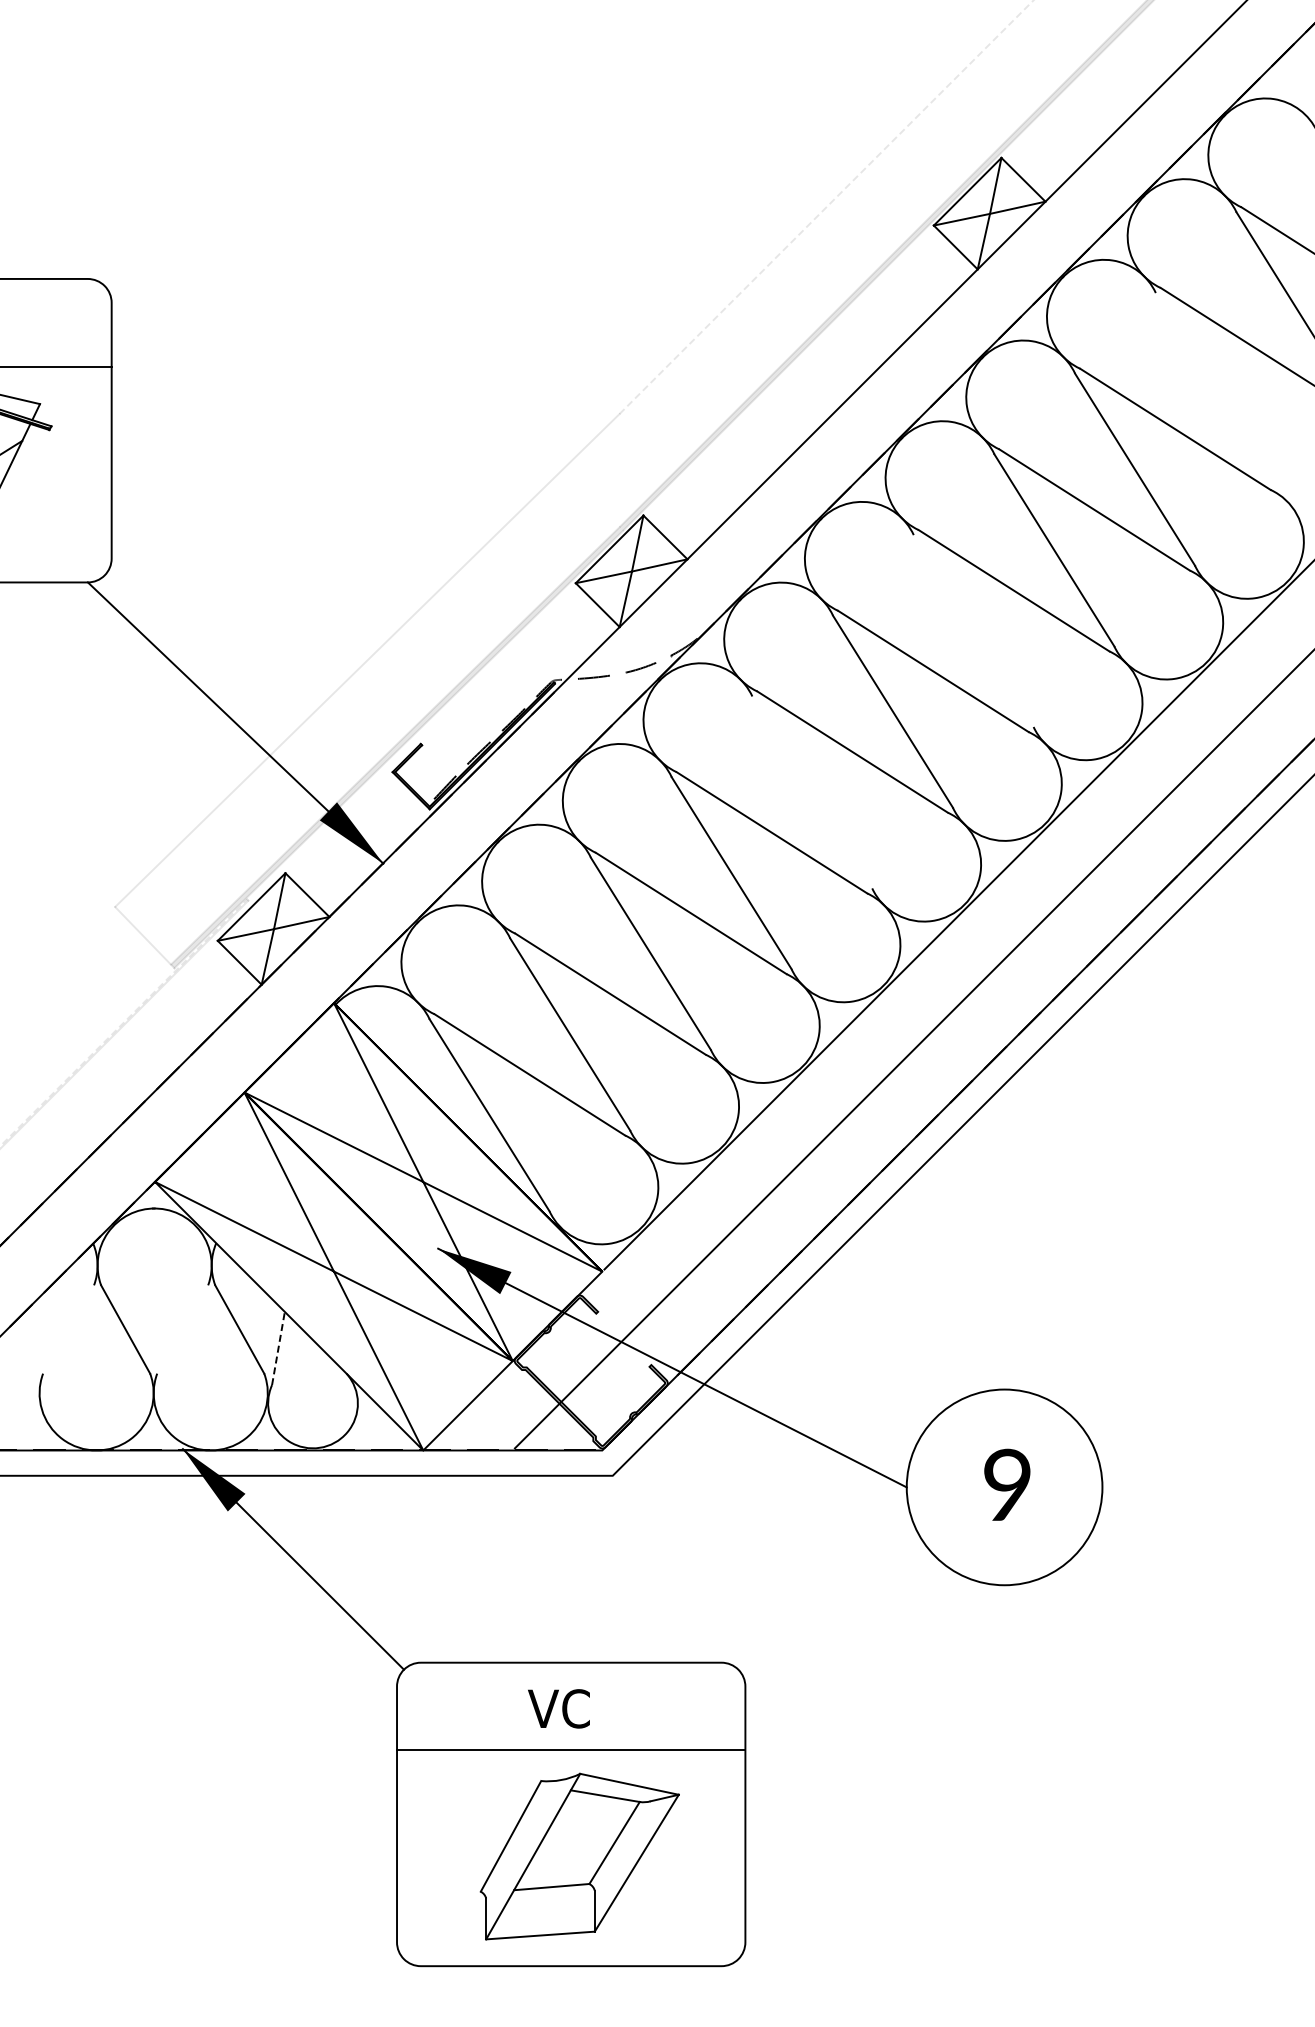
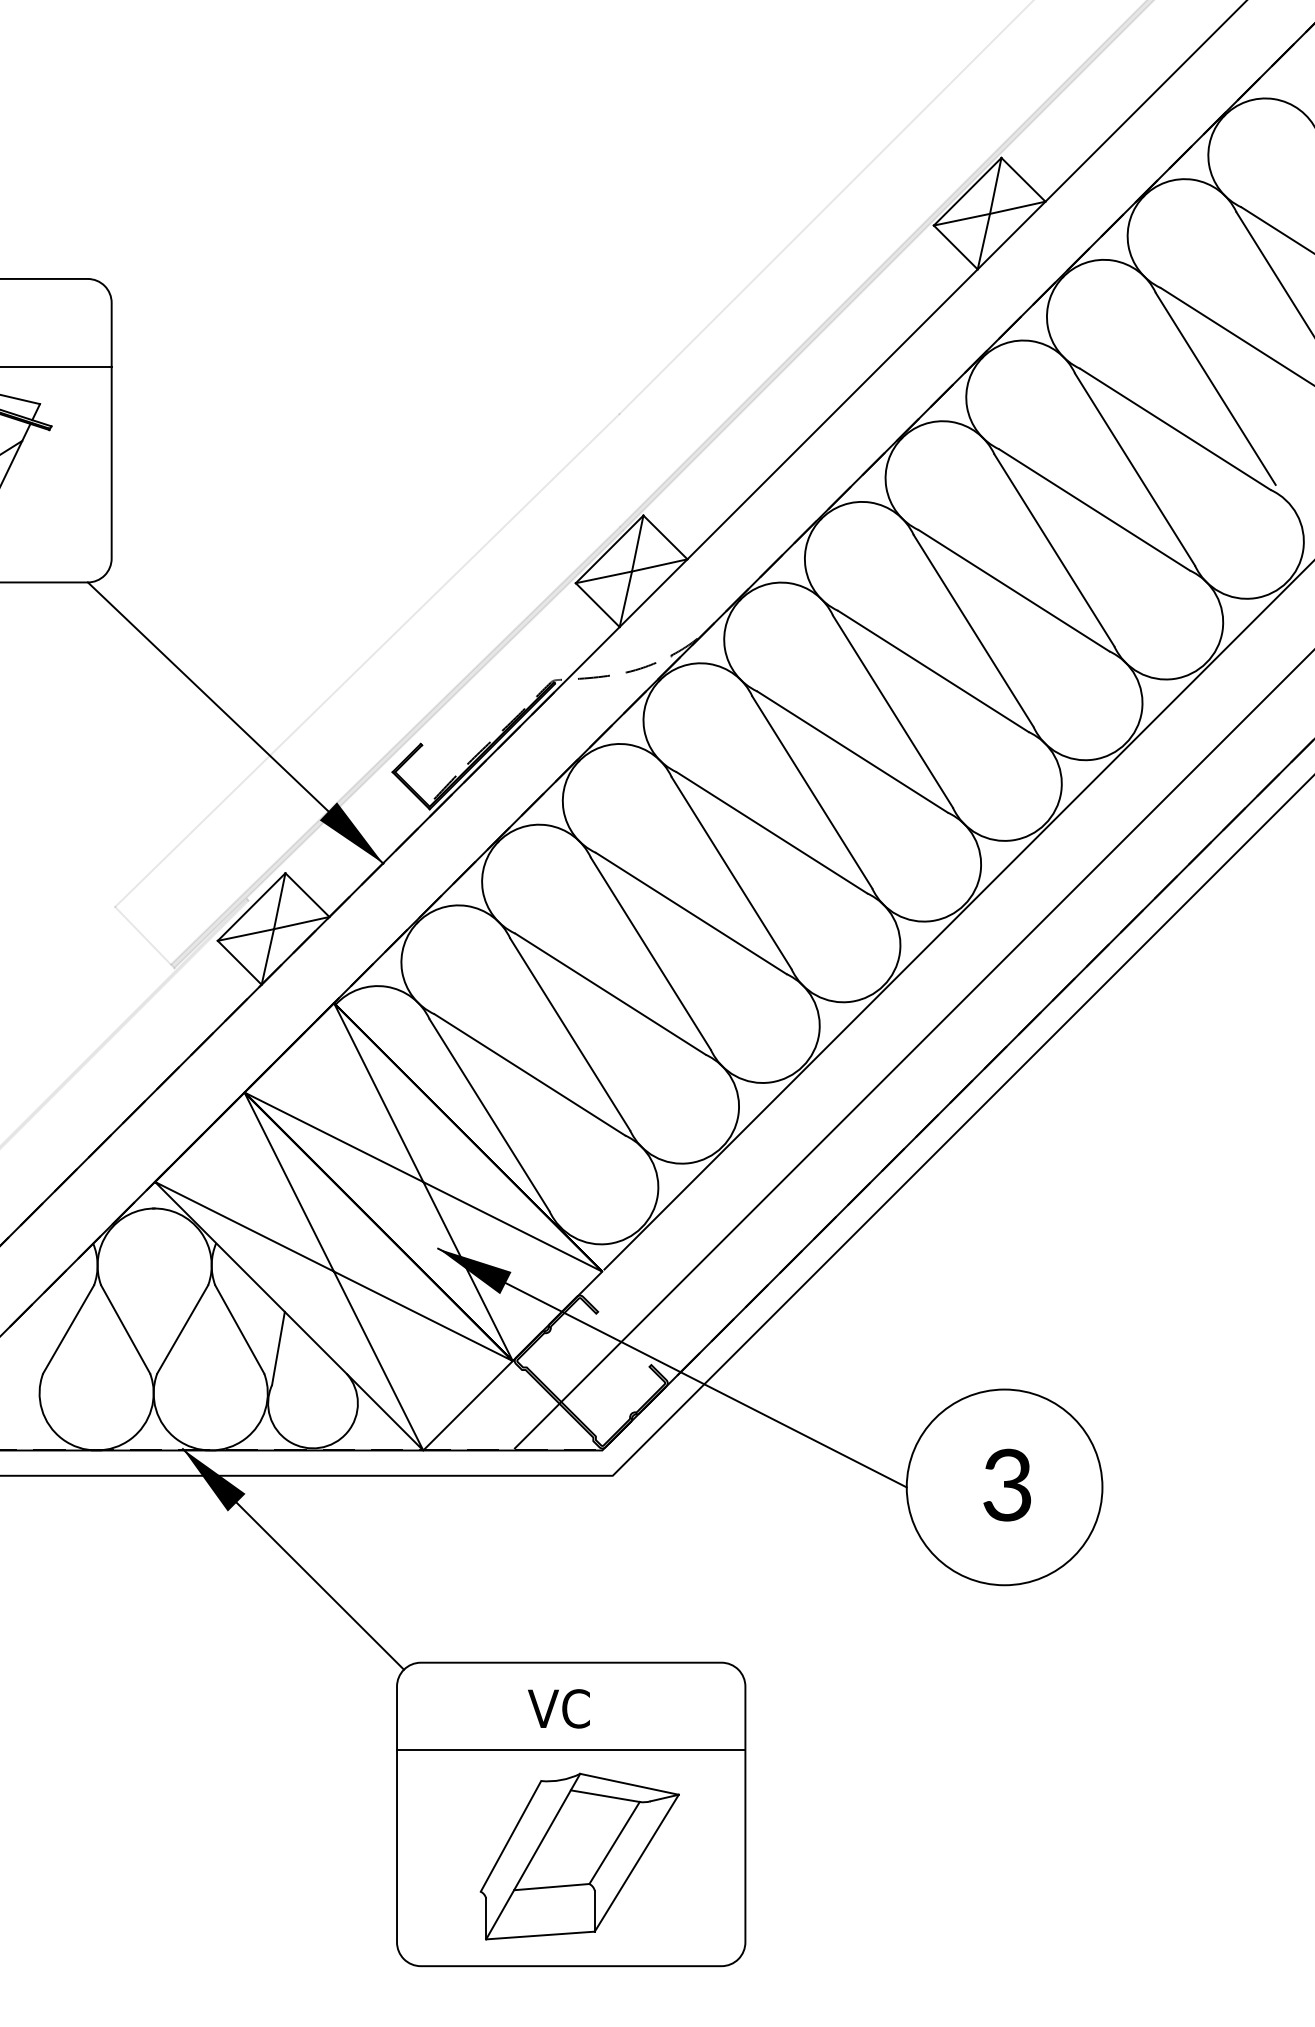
line: dashed -> solid (826, 207)
line: none -> present (1215, 388)
line: none -> present (973, 631)
line: none -> present (812, 792)
line: dashed -> solid (124, 1022)
line: none -> present (68, 1329)
line: none -> present (182, 1329)
line: dashed -> solid (278, 1348)
text: 9 -> 3 (1007, 1484)
